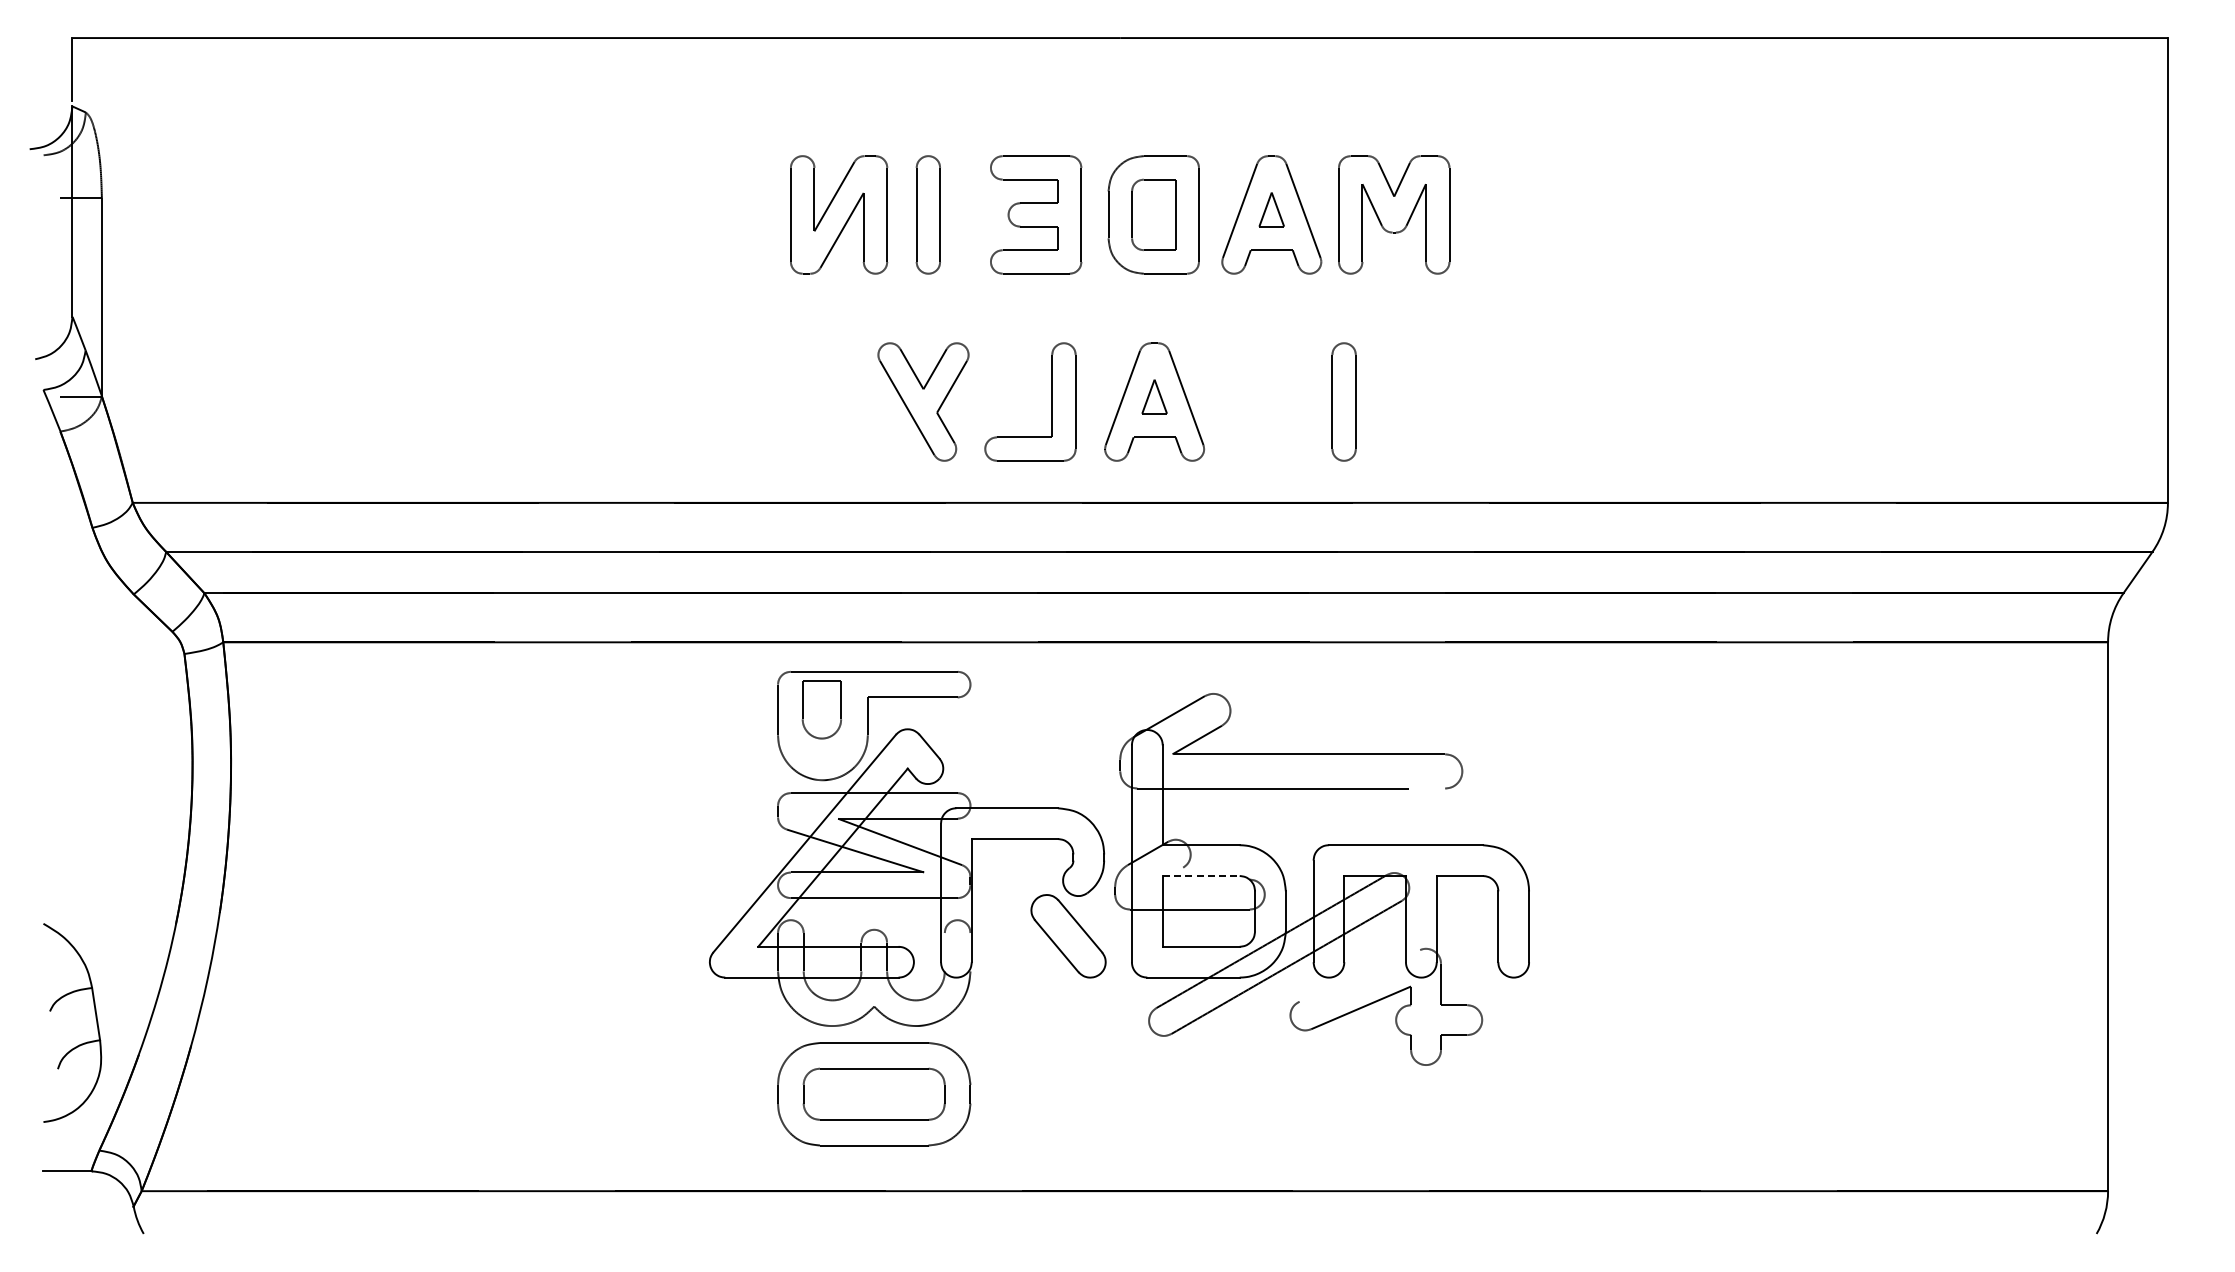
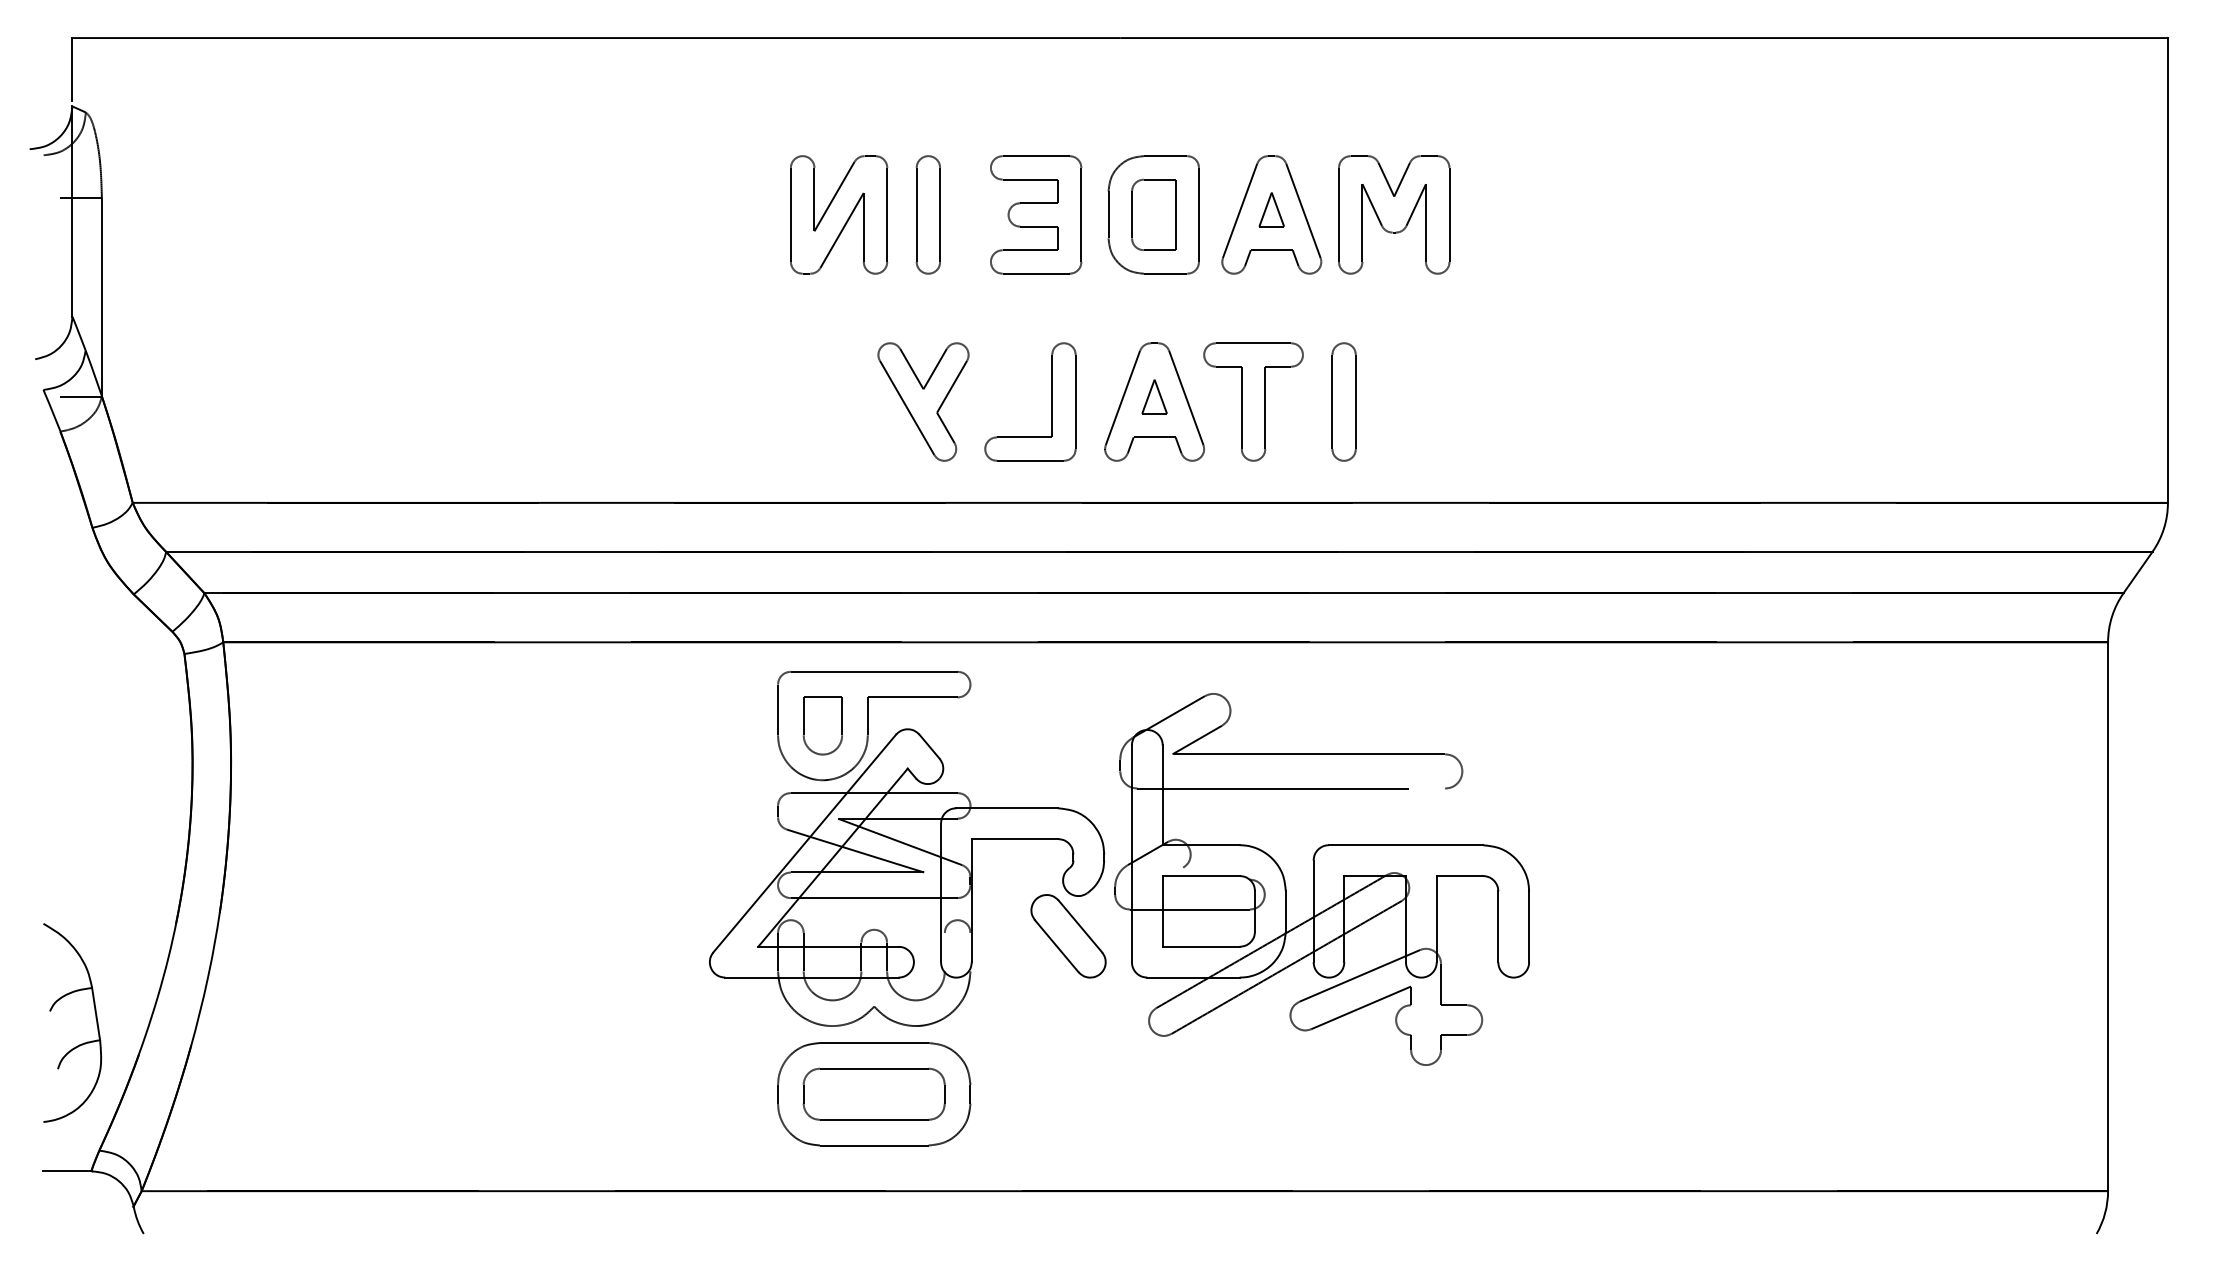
part: none -> present (1253, 401)
part position: (821, 709) -> (822, 725) (822, 725)
line: dashed -> solid (1201, 876)
line: none -> present (1359, 975)
